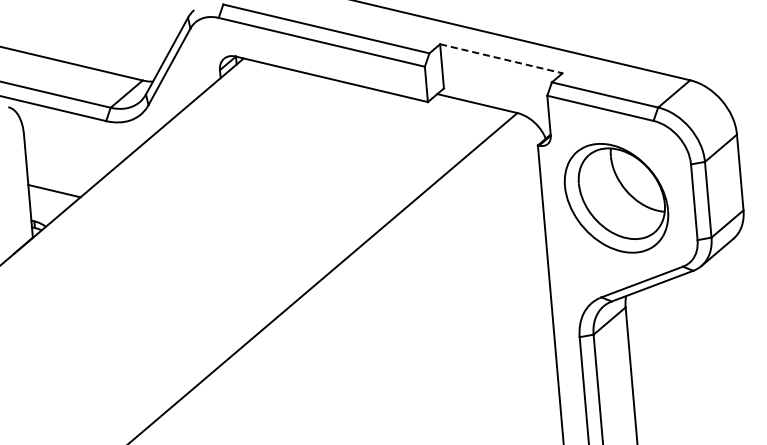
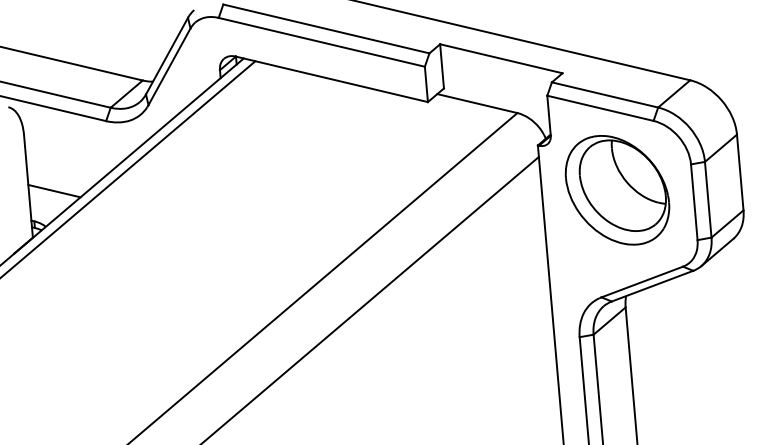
line: dashed -> solid (501, 58)
line: none -> present (128, 168)
part position: (616, 198) -> (617, 190) (617, 190)
line: none -> present (371, 298)
